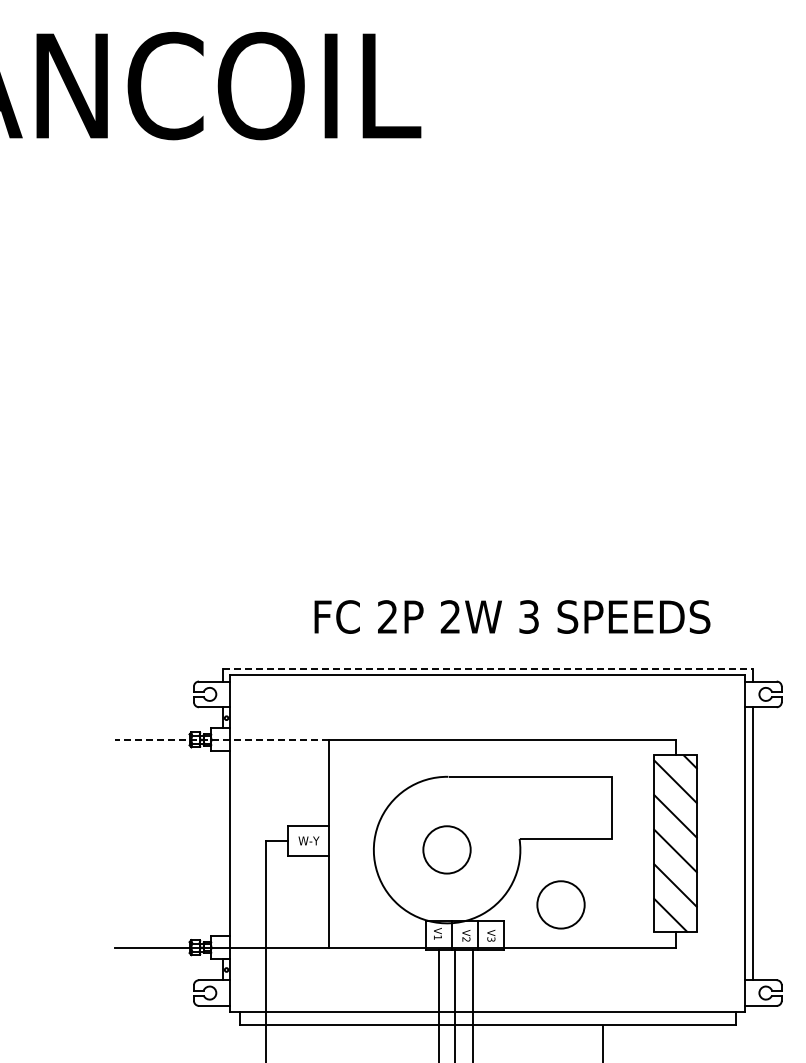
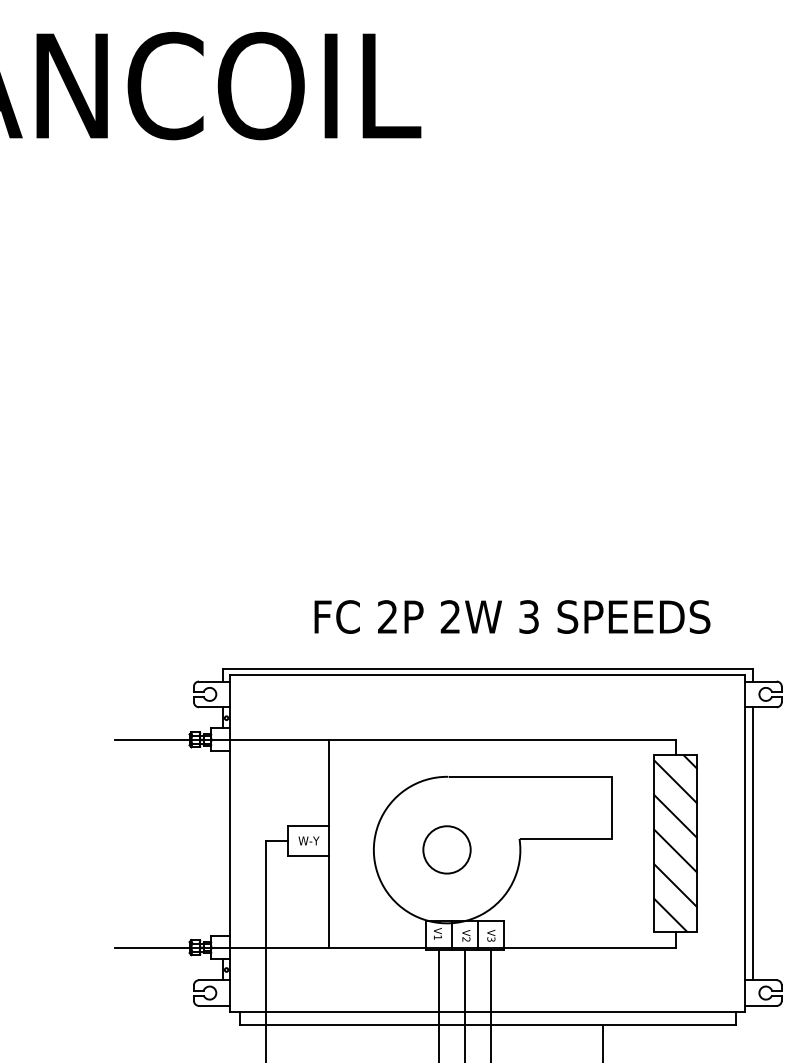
line: dashed -> solid (488, 669)
line: dashed -> solid (221, 739)
circle: present -> none (560, 904)
line position: (455, 1004) -> (465, 1004) (465, 1004)
line position: (473, 1004) -> (491, 1004) (491, 1004)
